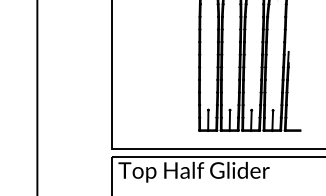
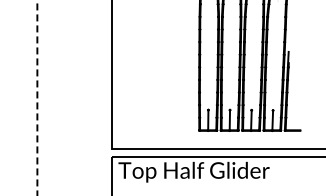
line: solid -> dashed (37, 98)
